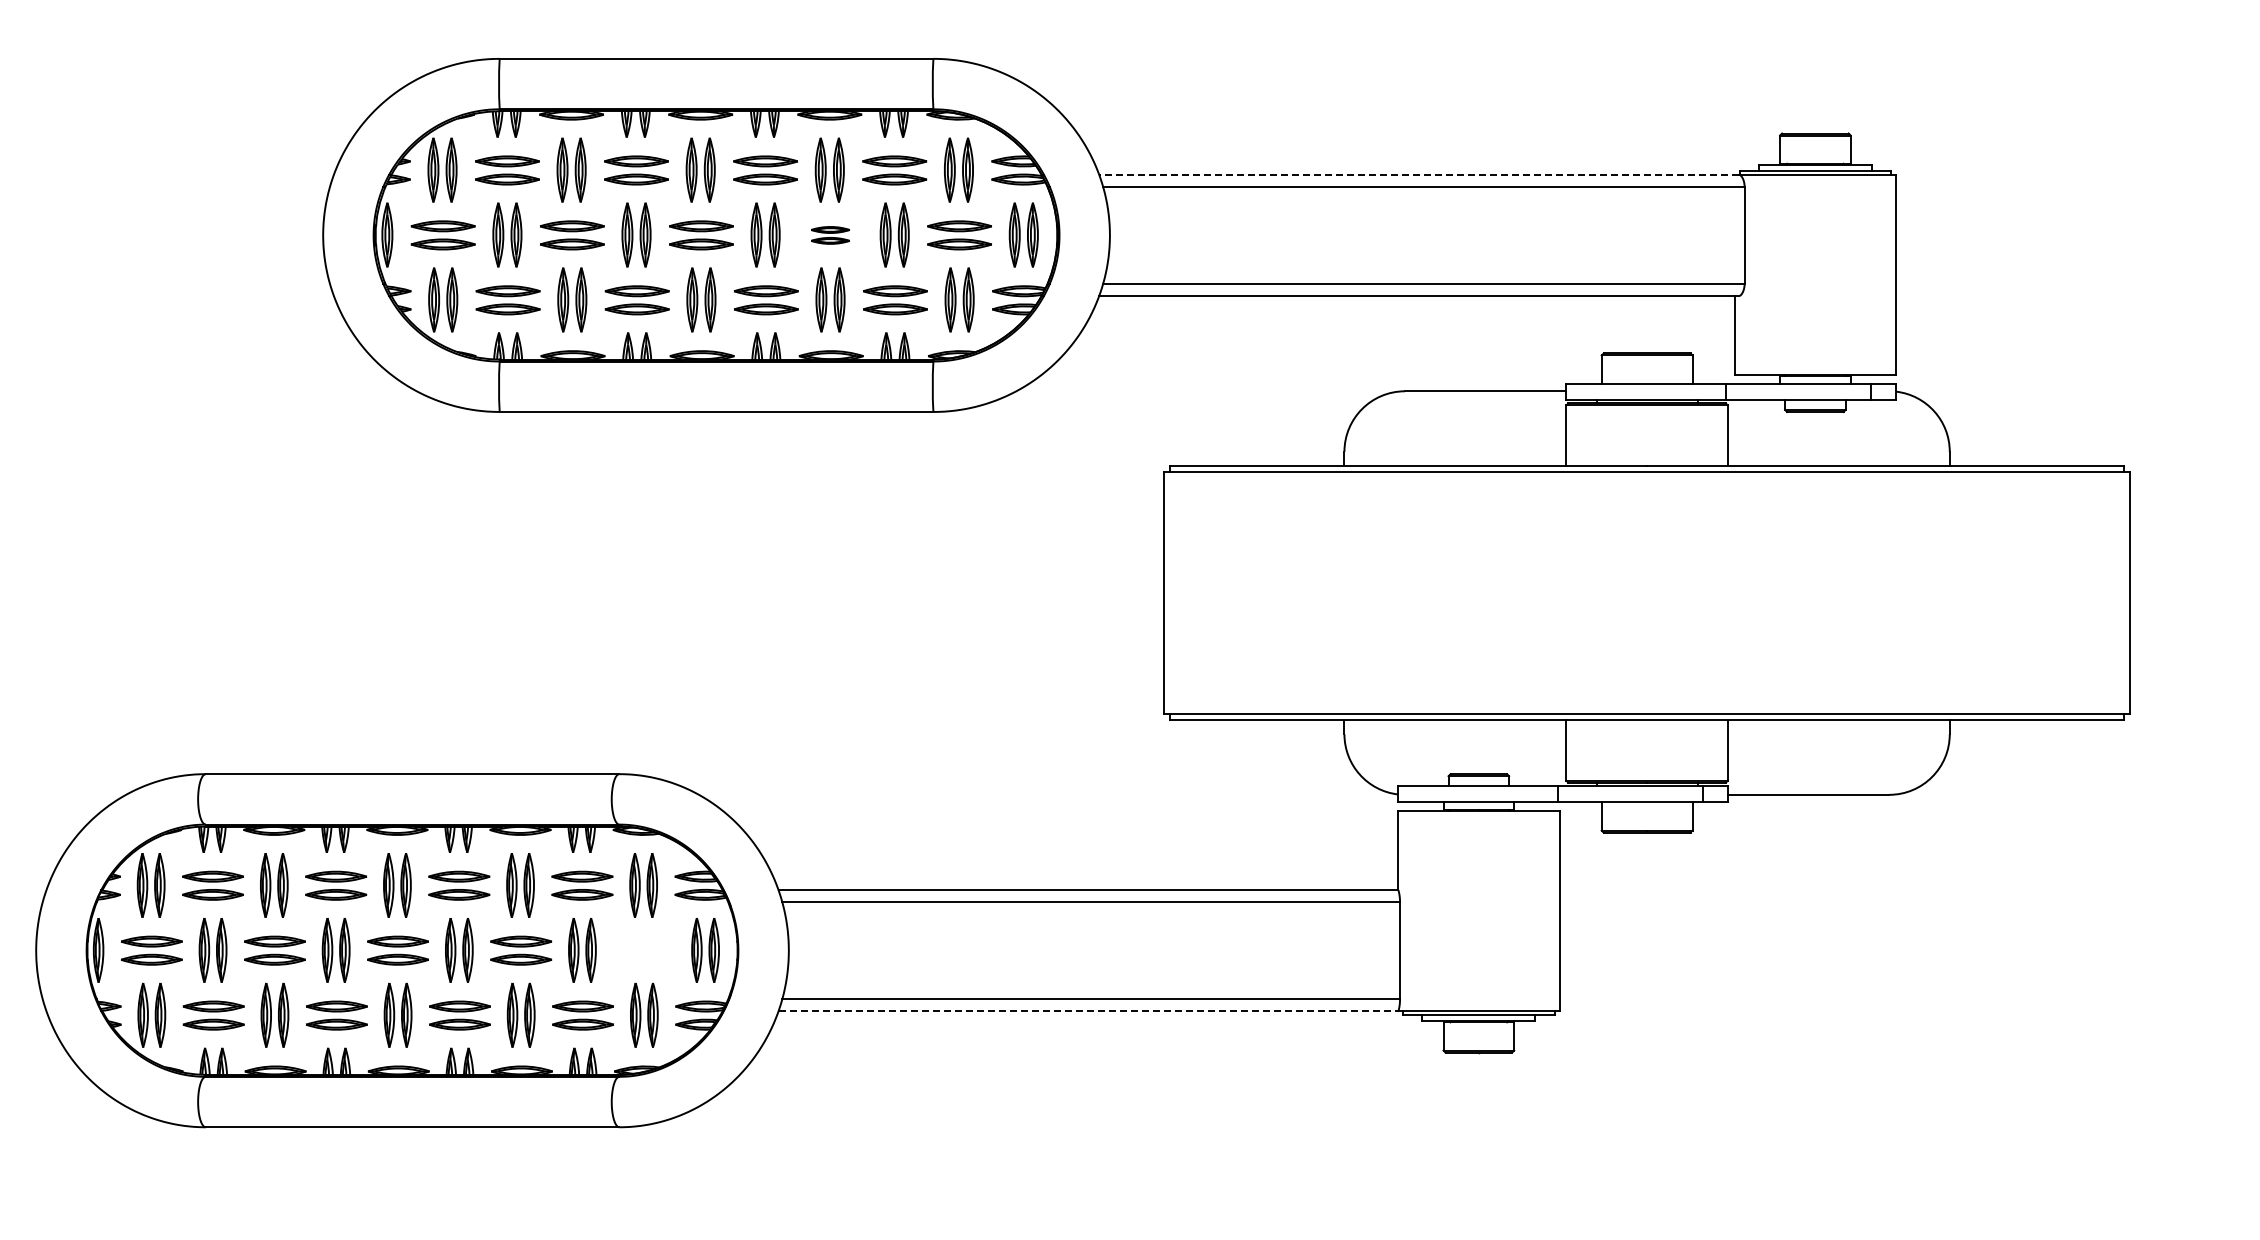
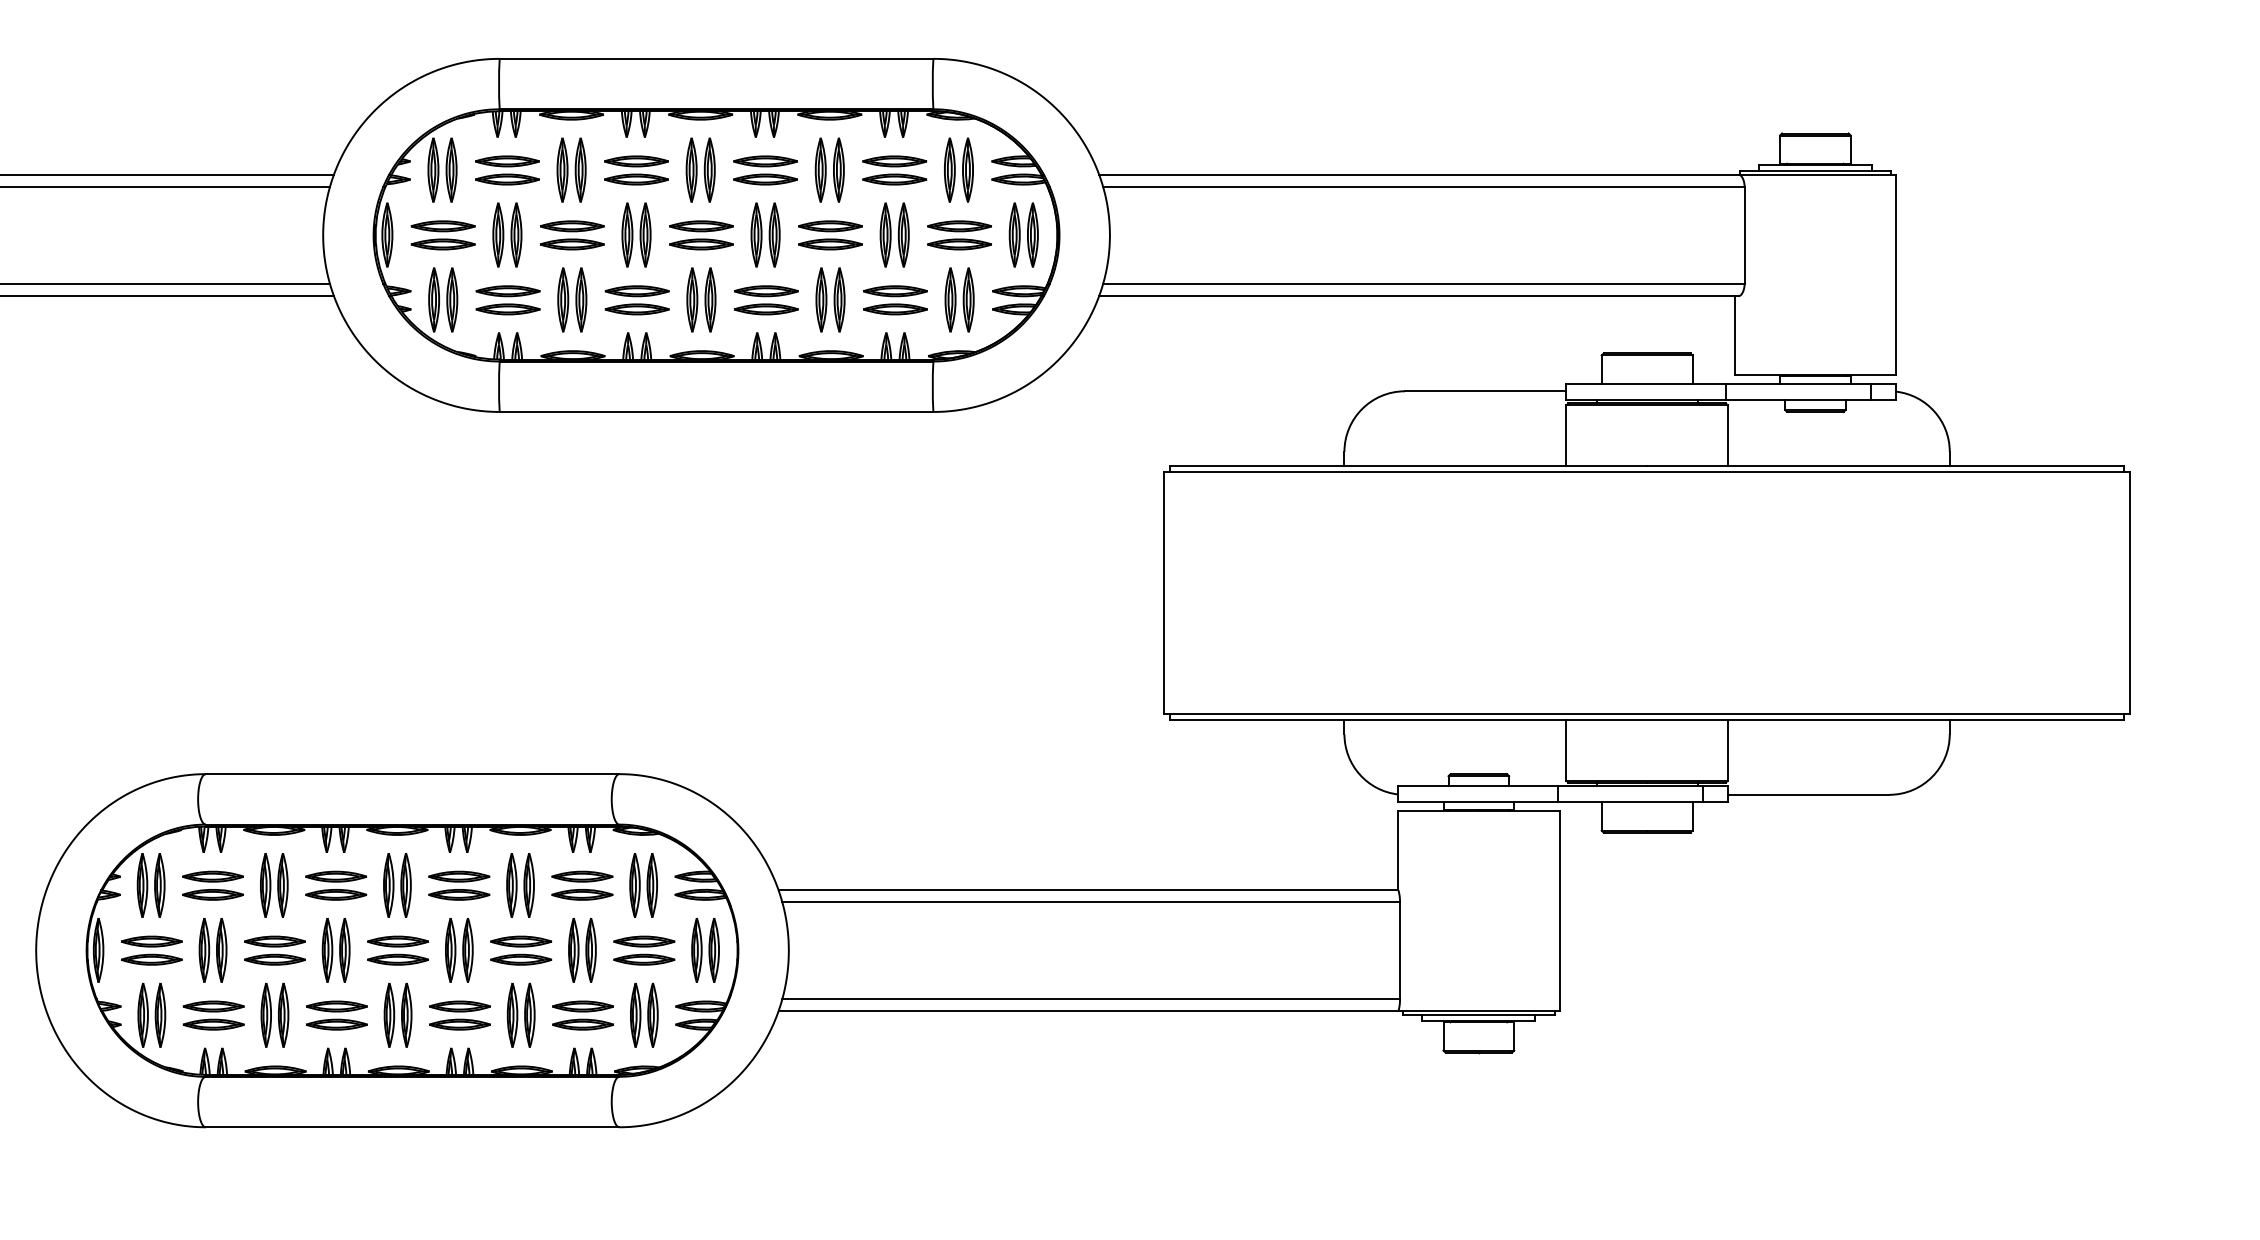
line: none -> present (167, 174)
line: dashed -> solid (1418, 174)
line: none -> present (165, 187)
part size: 39x19 px -> 65x31 px (830, 235)
line: none -> present (166, 283)
line: none -> present (167, 295)
part: none -> present (644, 950)
line: dashed -> solid (1088, 1011)
